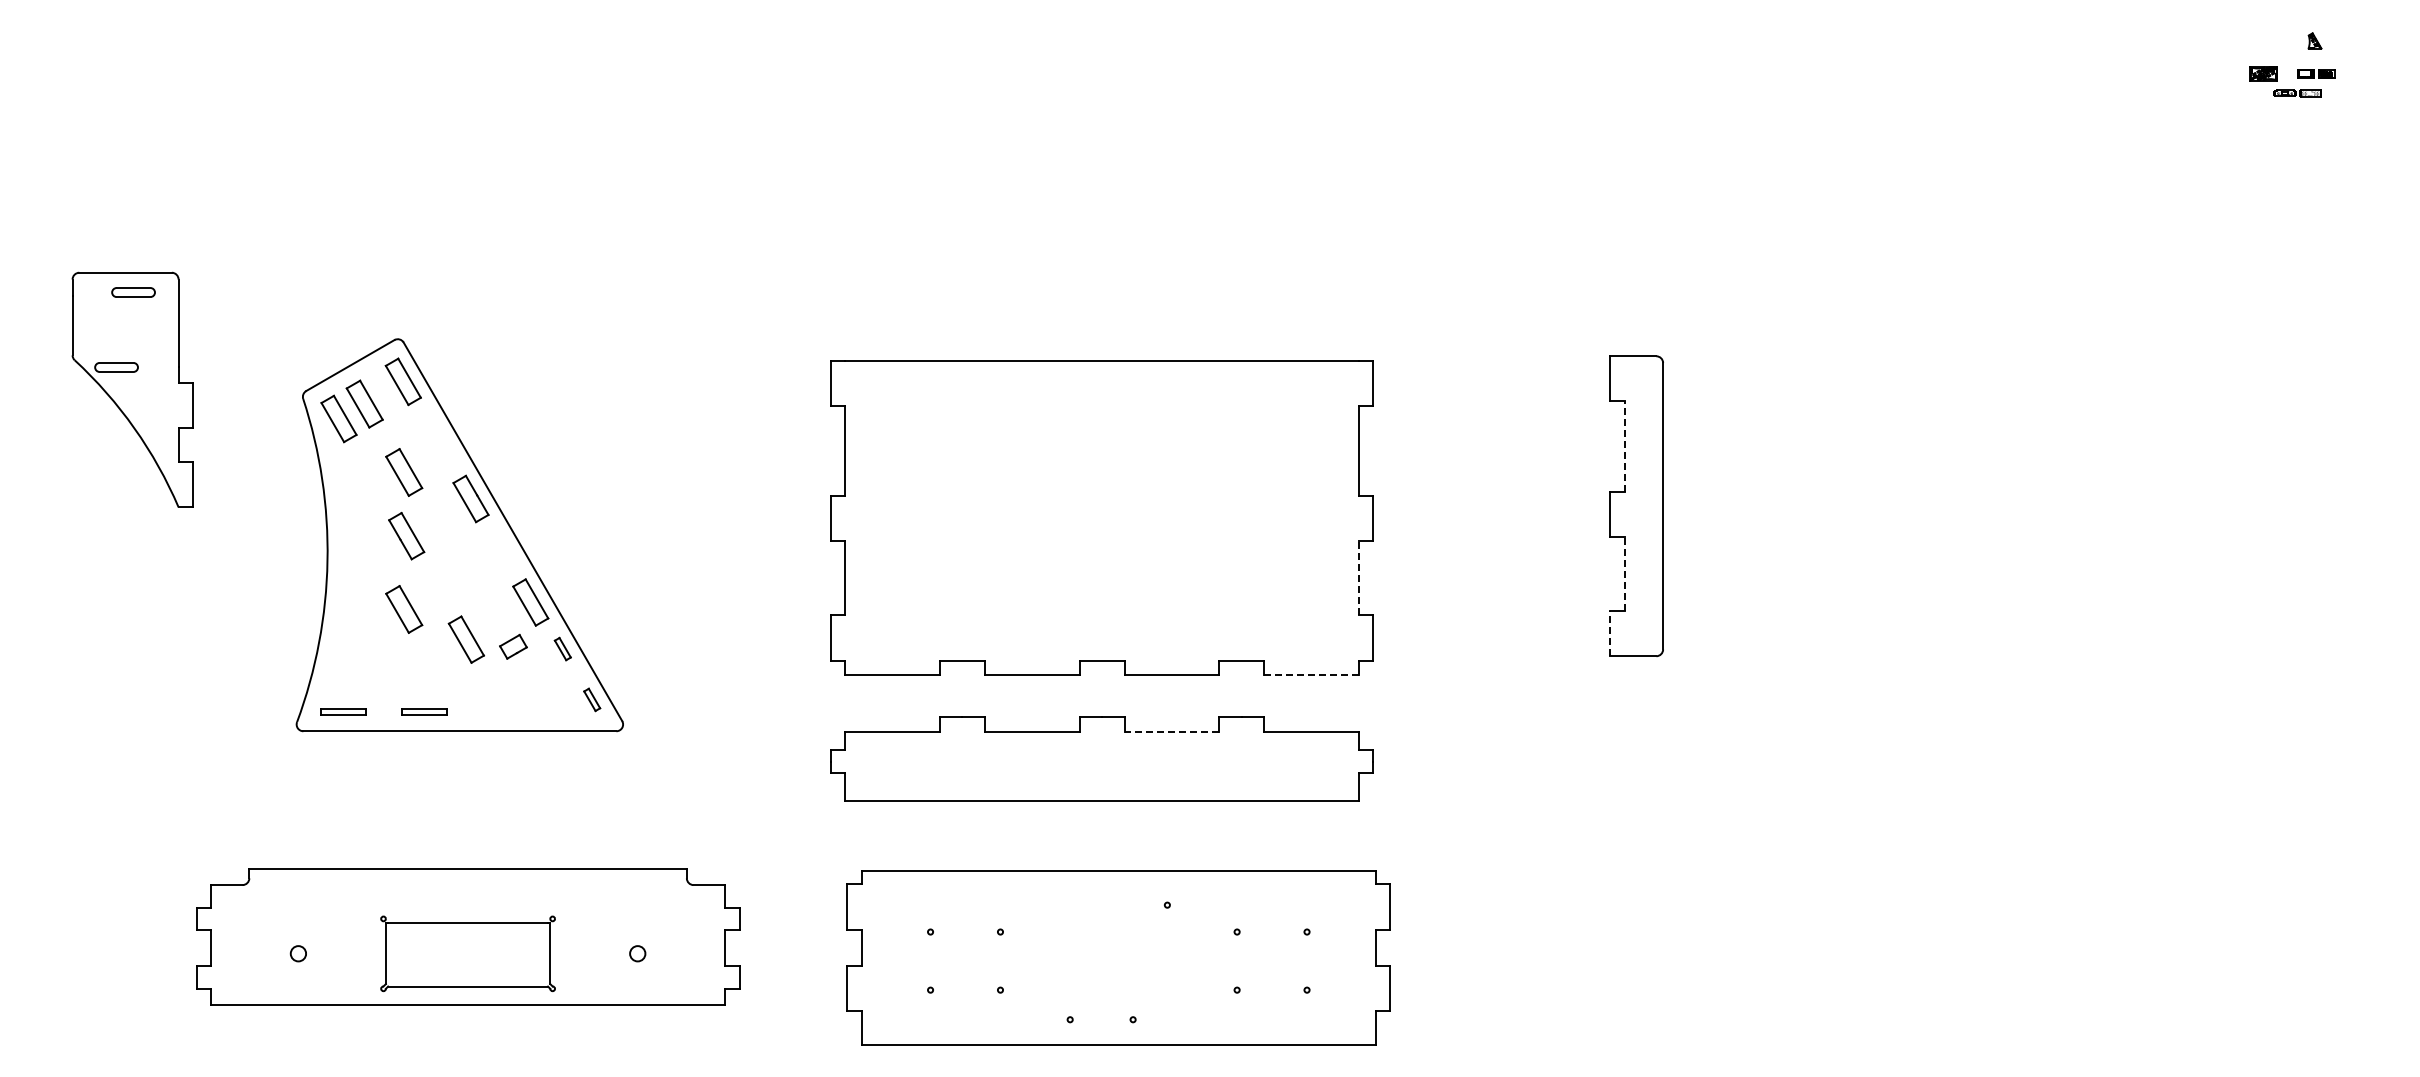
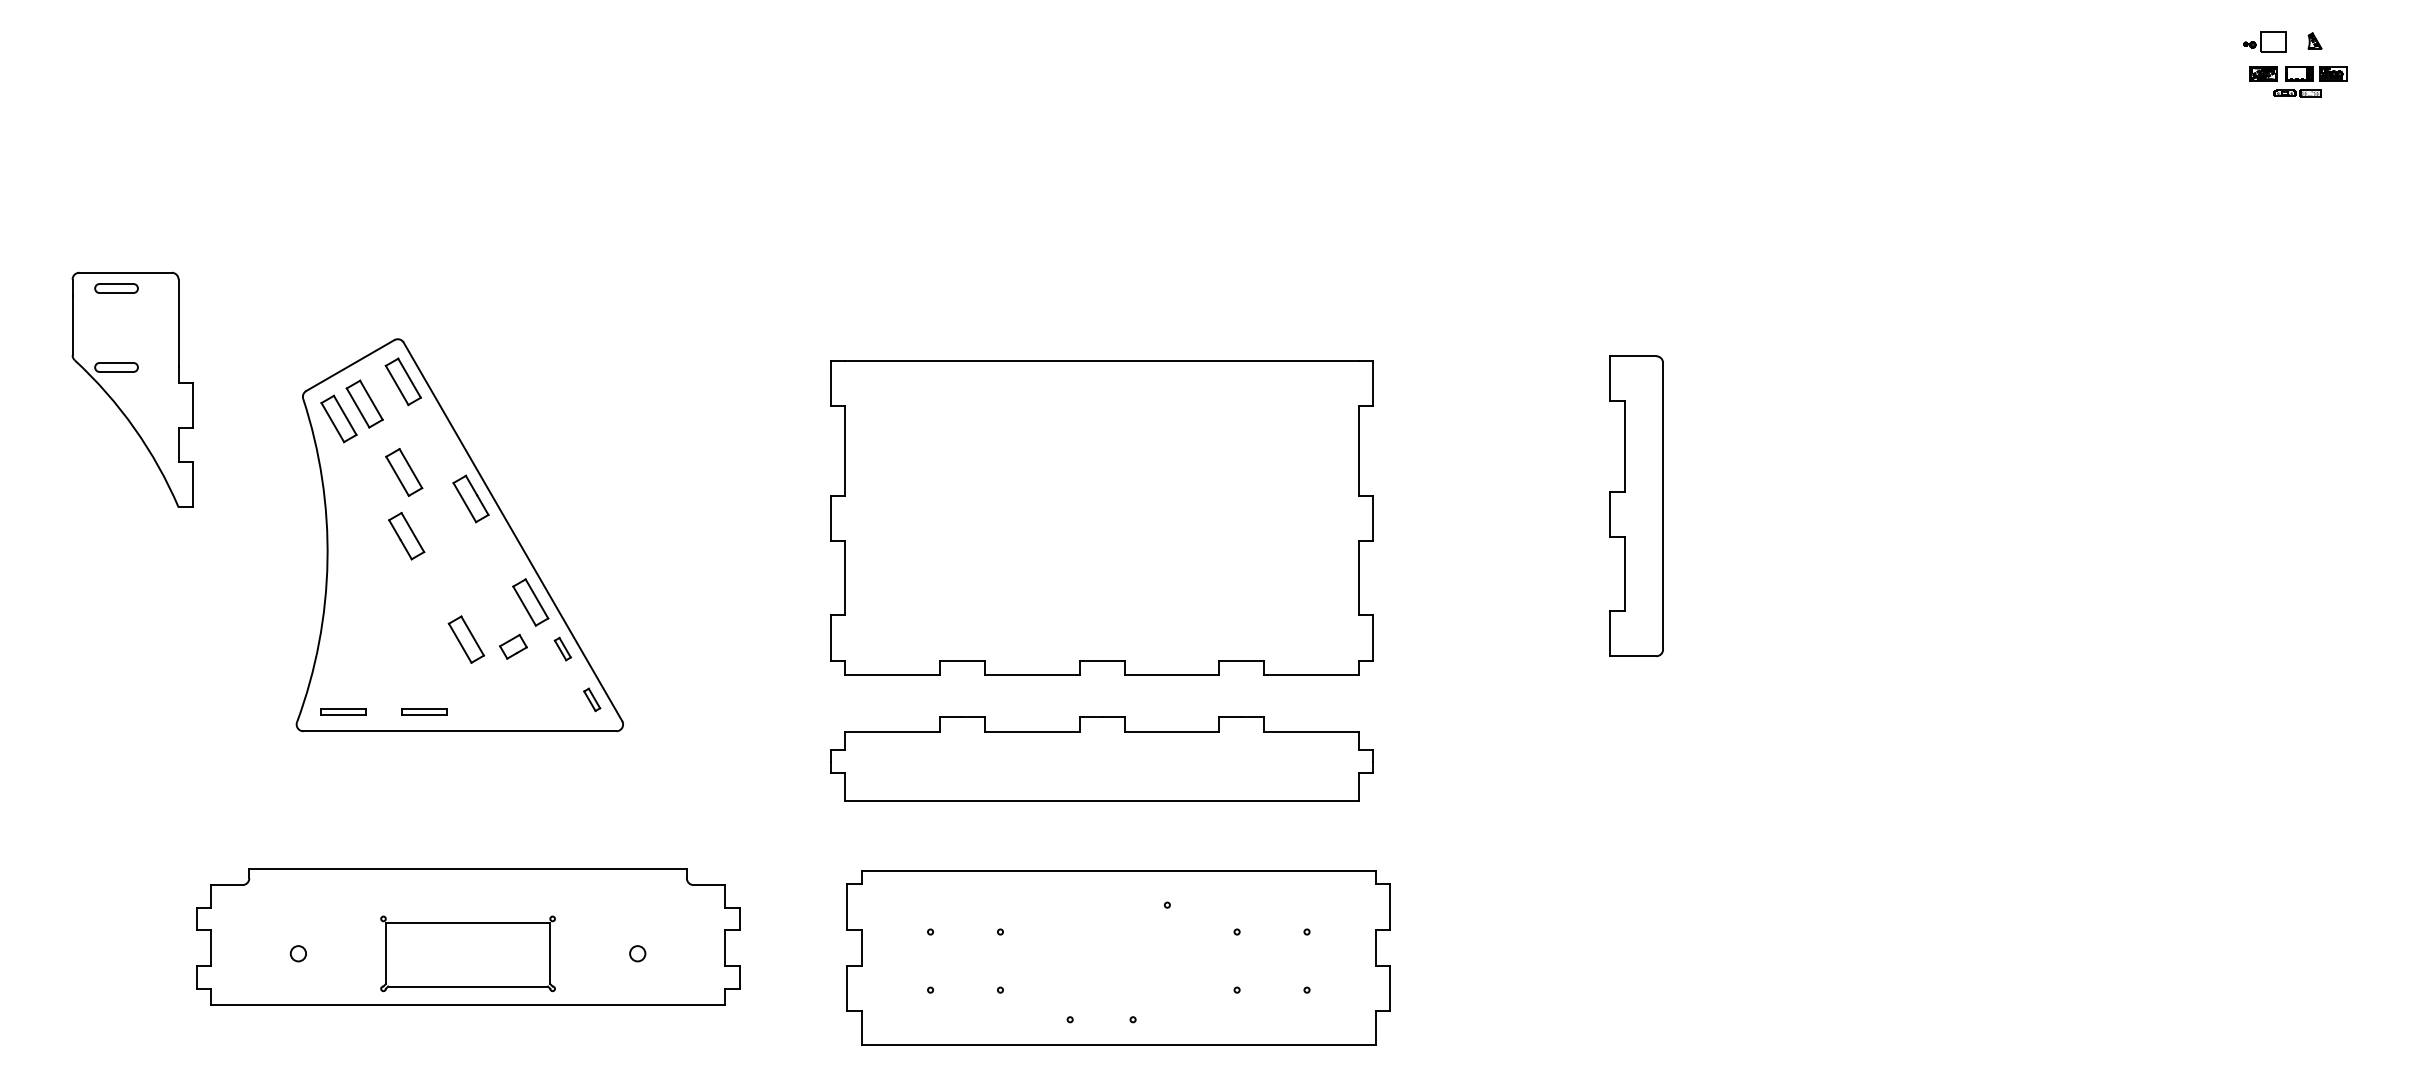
part: none -> present (2264, 41)
part size: 39x10 px -> 63x16 px (2316, 73)
part position: (133, 292) -> (116, 288) (116, 288)
line: dashed -> solid (1624, 446)
line: dashed -> solid (1624, 573)
line: dashed -> solid (1359, 577)
part: present -> none (404, 609)
line: dashed -> solid (1610, 633)
line: dashed -> solid (1312, 674)
line: dashed -> solid (1171, 731)
